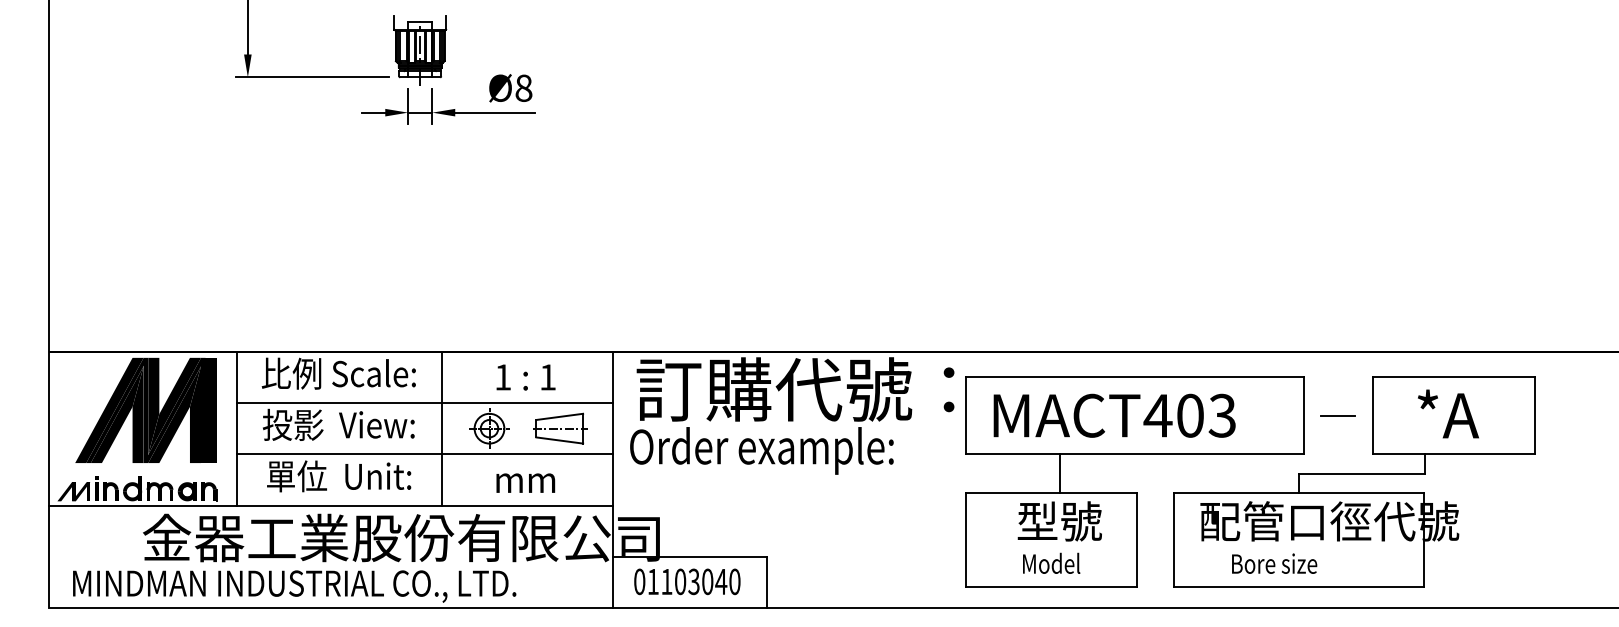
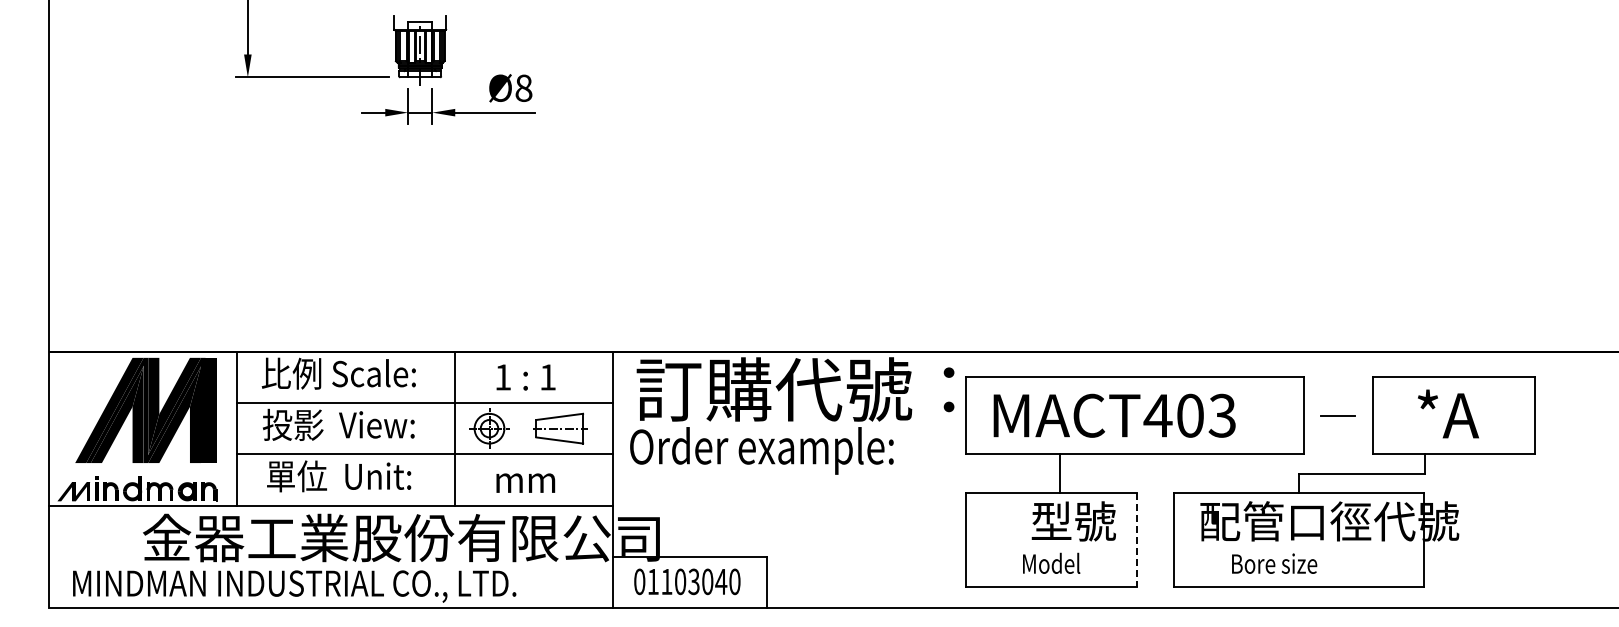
line position: (442, 428) -> (455, 428) (455, 428)
text position: (1059, 521) -> (1073, 521) (1073, 521)
line: solid -> dashed (1137, 540)
